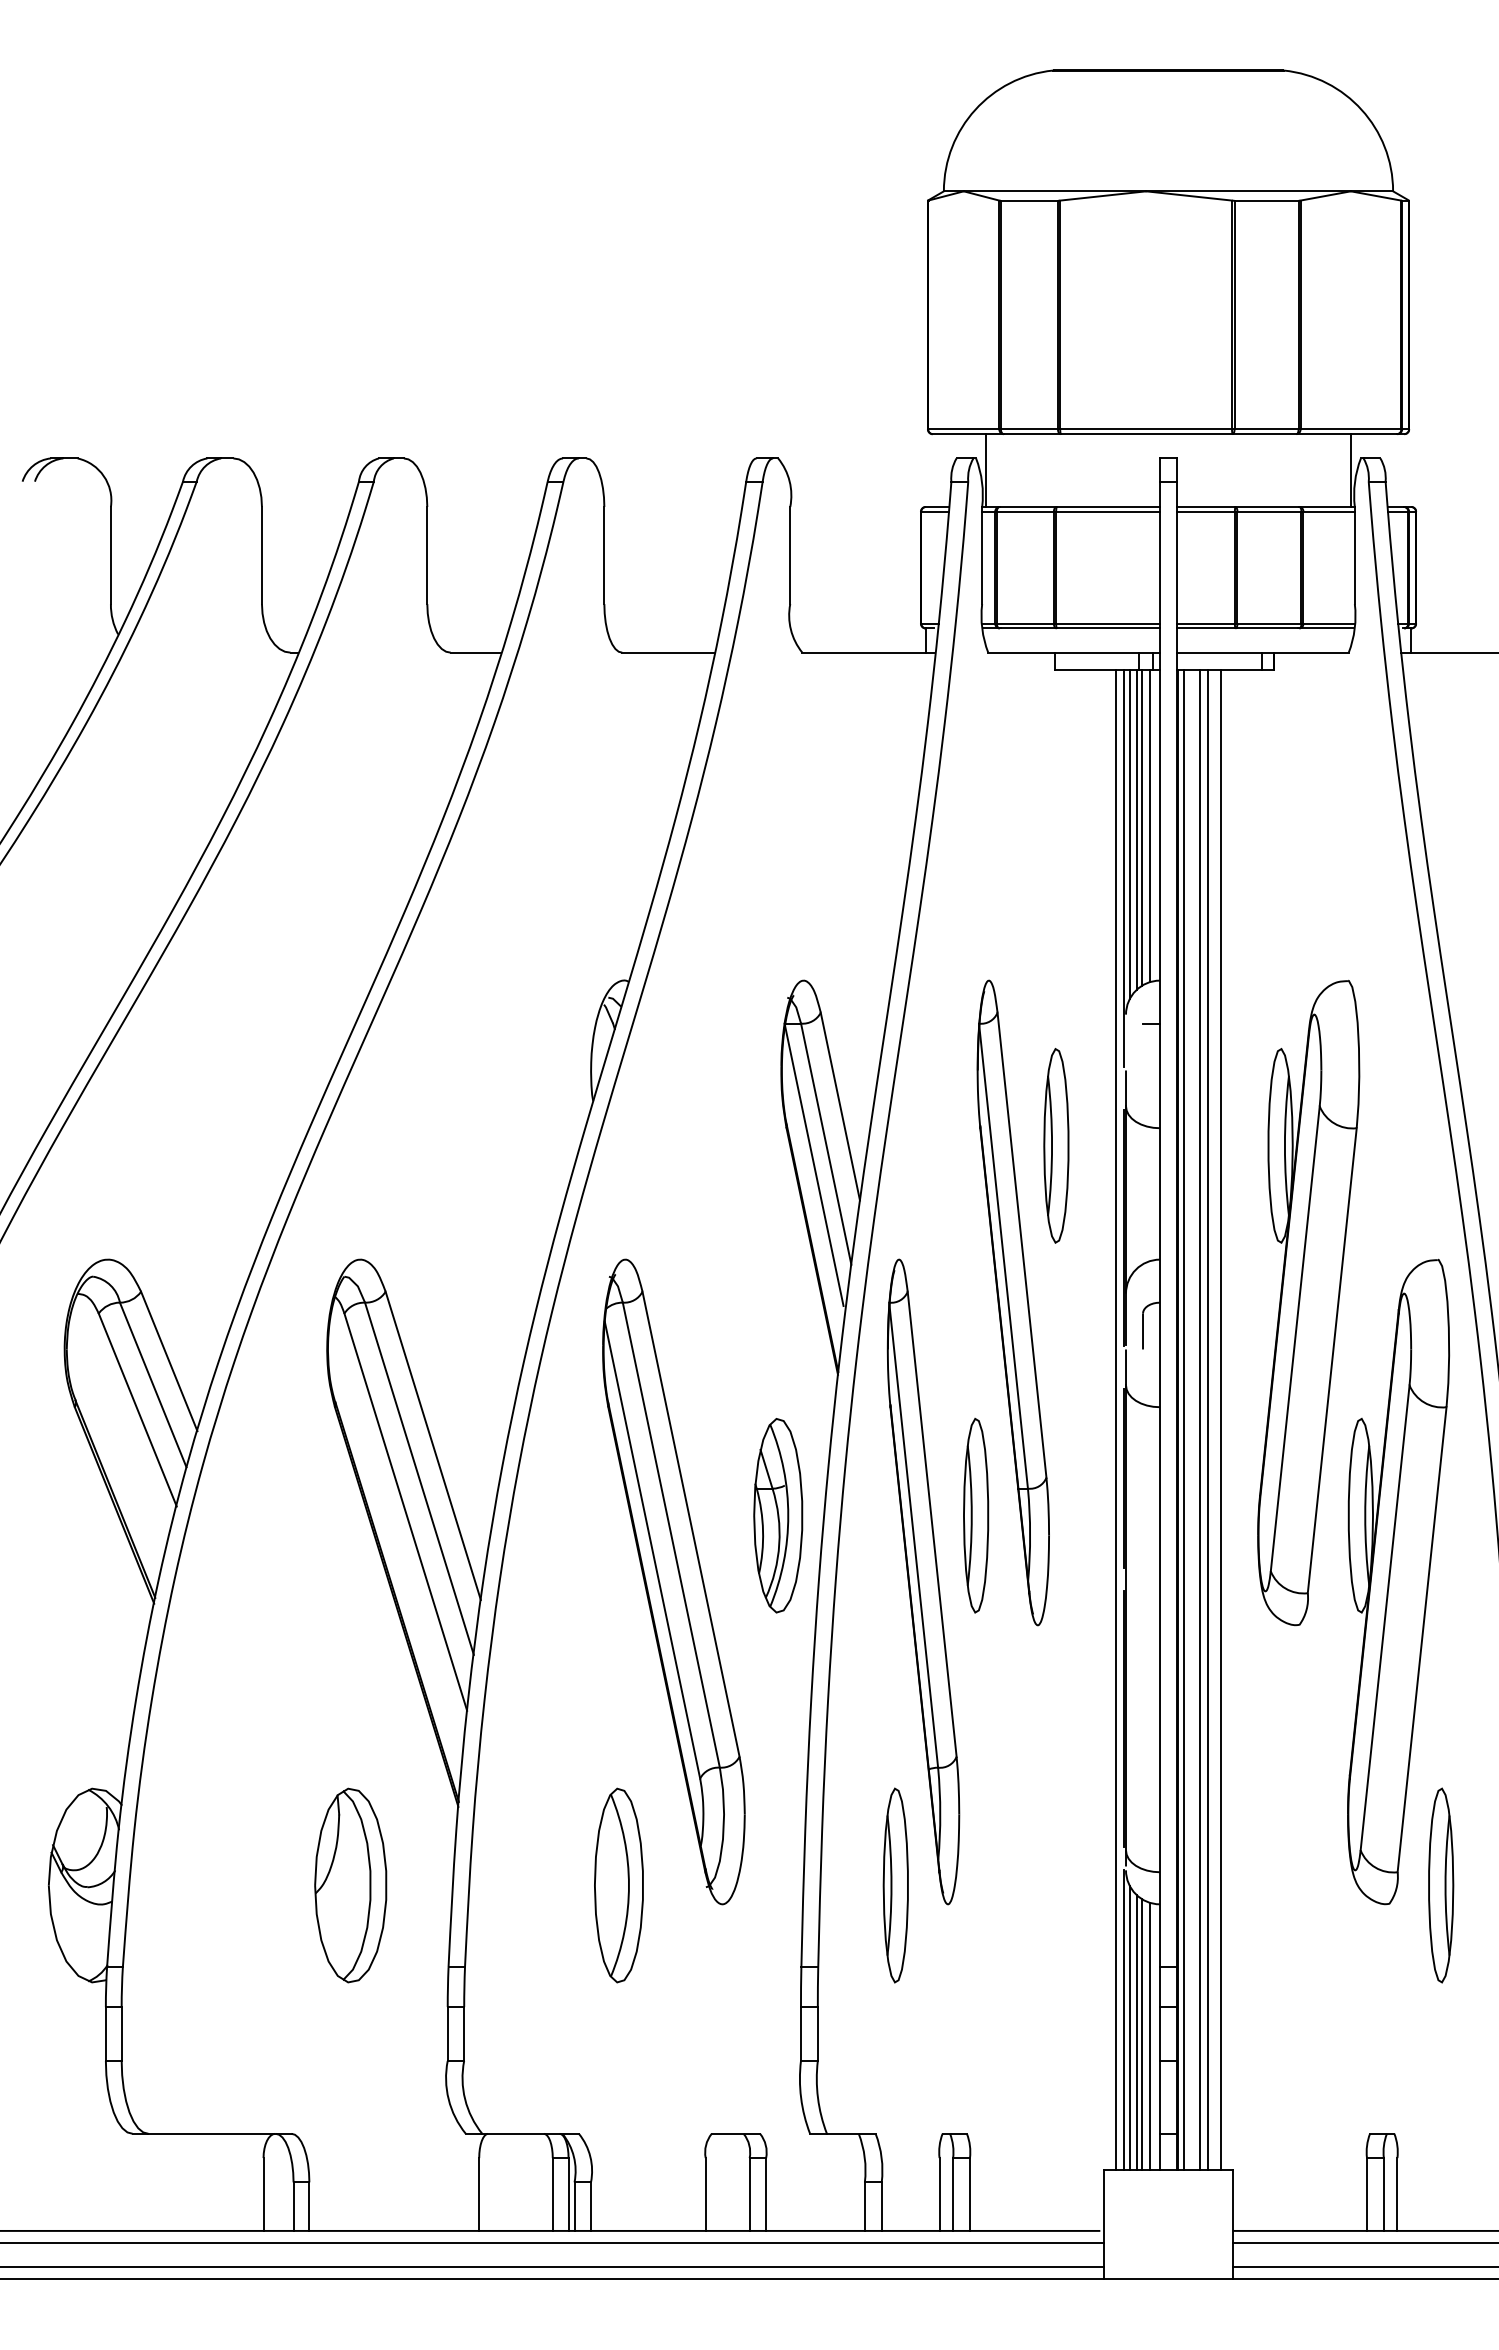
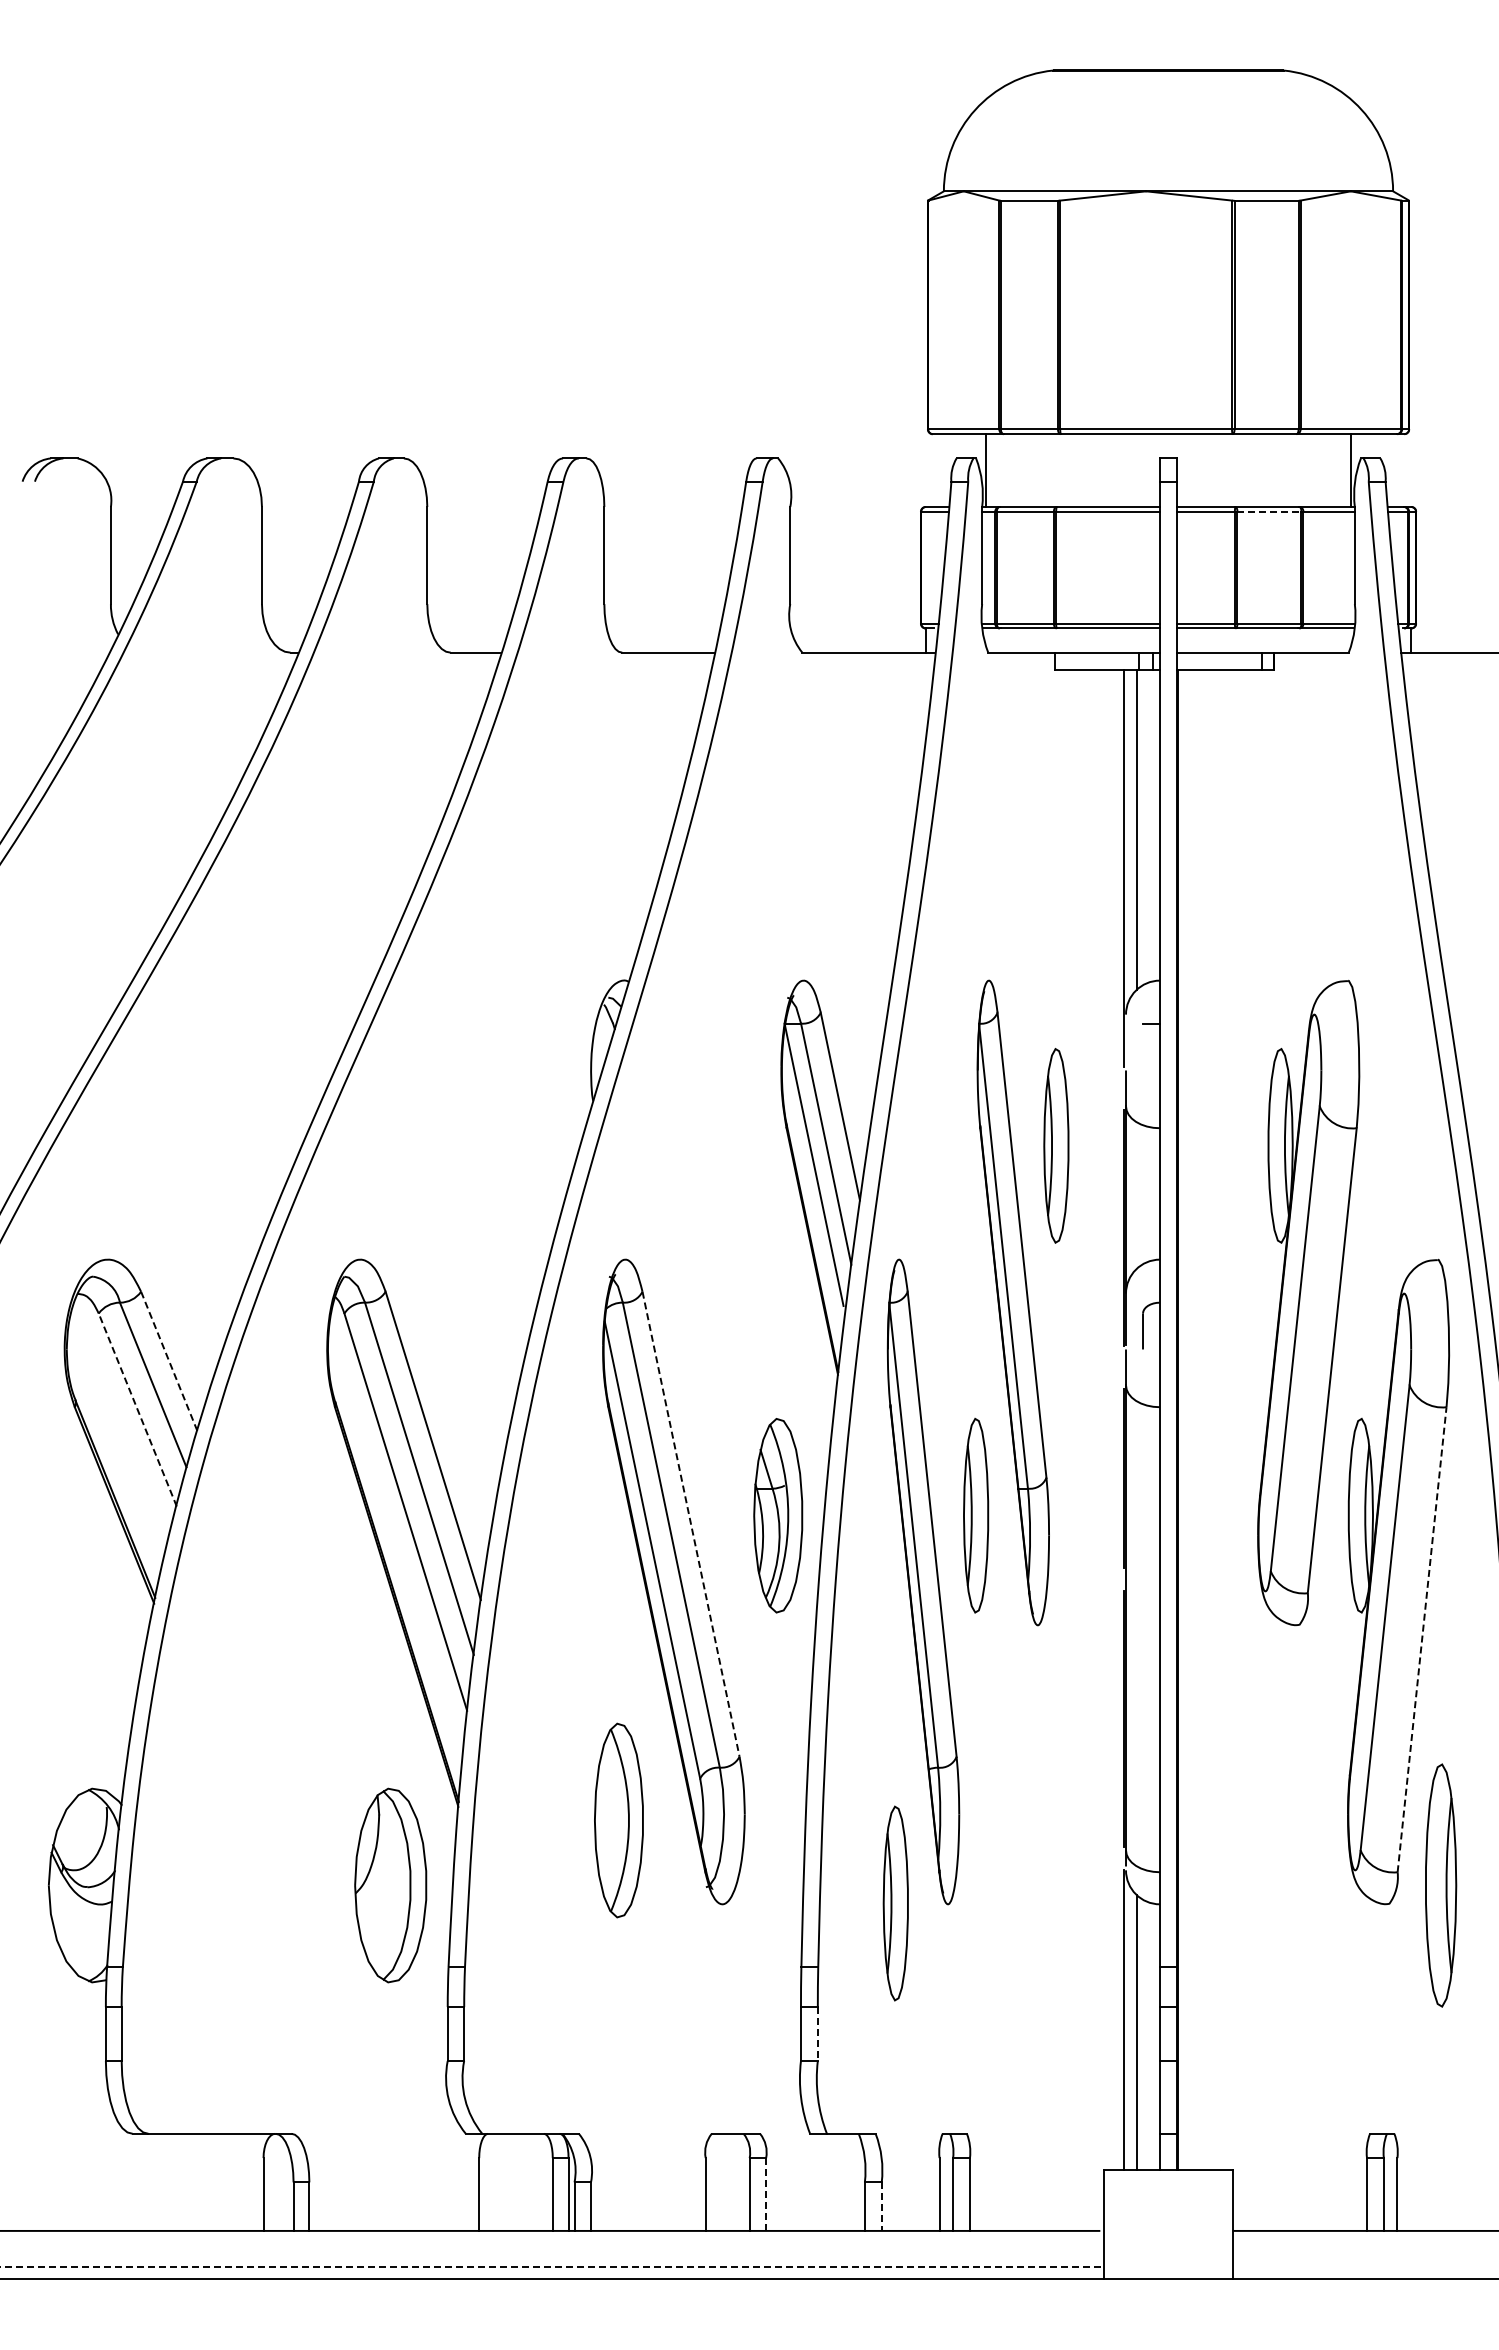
line: solid -> dashed (1269, 511)
line: present -> none (1150, 825)
line: present -> none (1142, 827)
line: present -> none (1129, 833)
line: solid -> dashed (169, 1361)
line: solid -> dashed (137, 1409)
line: present -> none (1116, 1419)
line: present -> none (1184, 1419)
line: present -> none (1199, 1419)
line: present -> none (1207, 1419)
line: present -> none (1220, 1419)
line: solid -> dashed (691, 1524)
line: solid -> dashed (1422, 1639)
part position: (350, 1885) -> (390, 1885) (390, 1885)
part position: (618, 1885) -> (618, 1820) (618, 1820)
part position: (895, 1885) -> (895, 1903) (895, 1903)
part size: 27x197 px -> 33x245 px (1441, 1885)
line: present -> none (1129, 2028)
line: solid -> dashed (817, 2034)
line: present -> none (1142, 2034)
line: present -> none (1150, 2036)
line: solid -> dashed (766, 2195)
line: solid -> dashed (881, 2207)
line: present -> none (553, 2243)
line: present -> none (1363, 2243)
line: solid -> dashed (552, 2267)
line: present -> none (1363, 2267)
